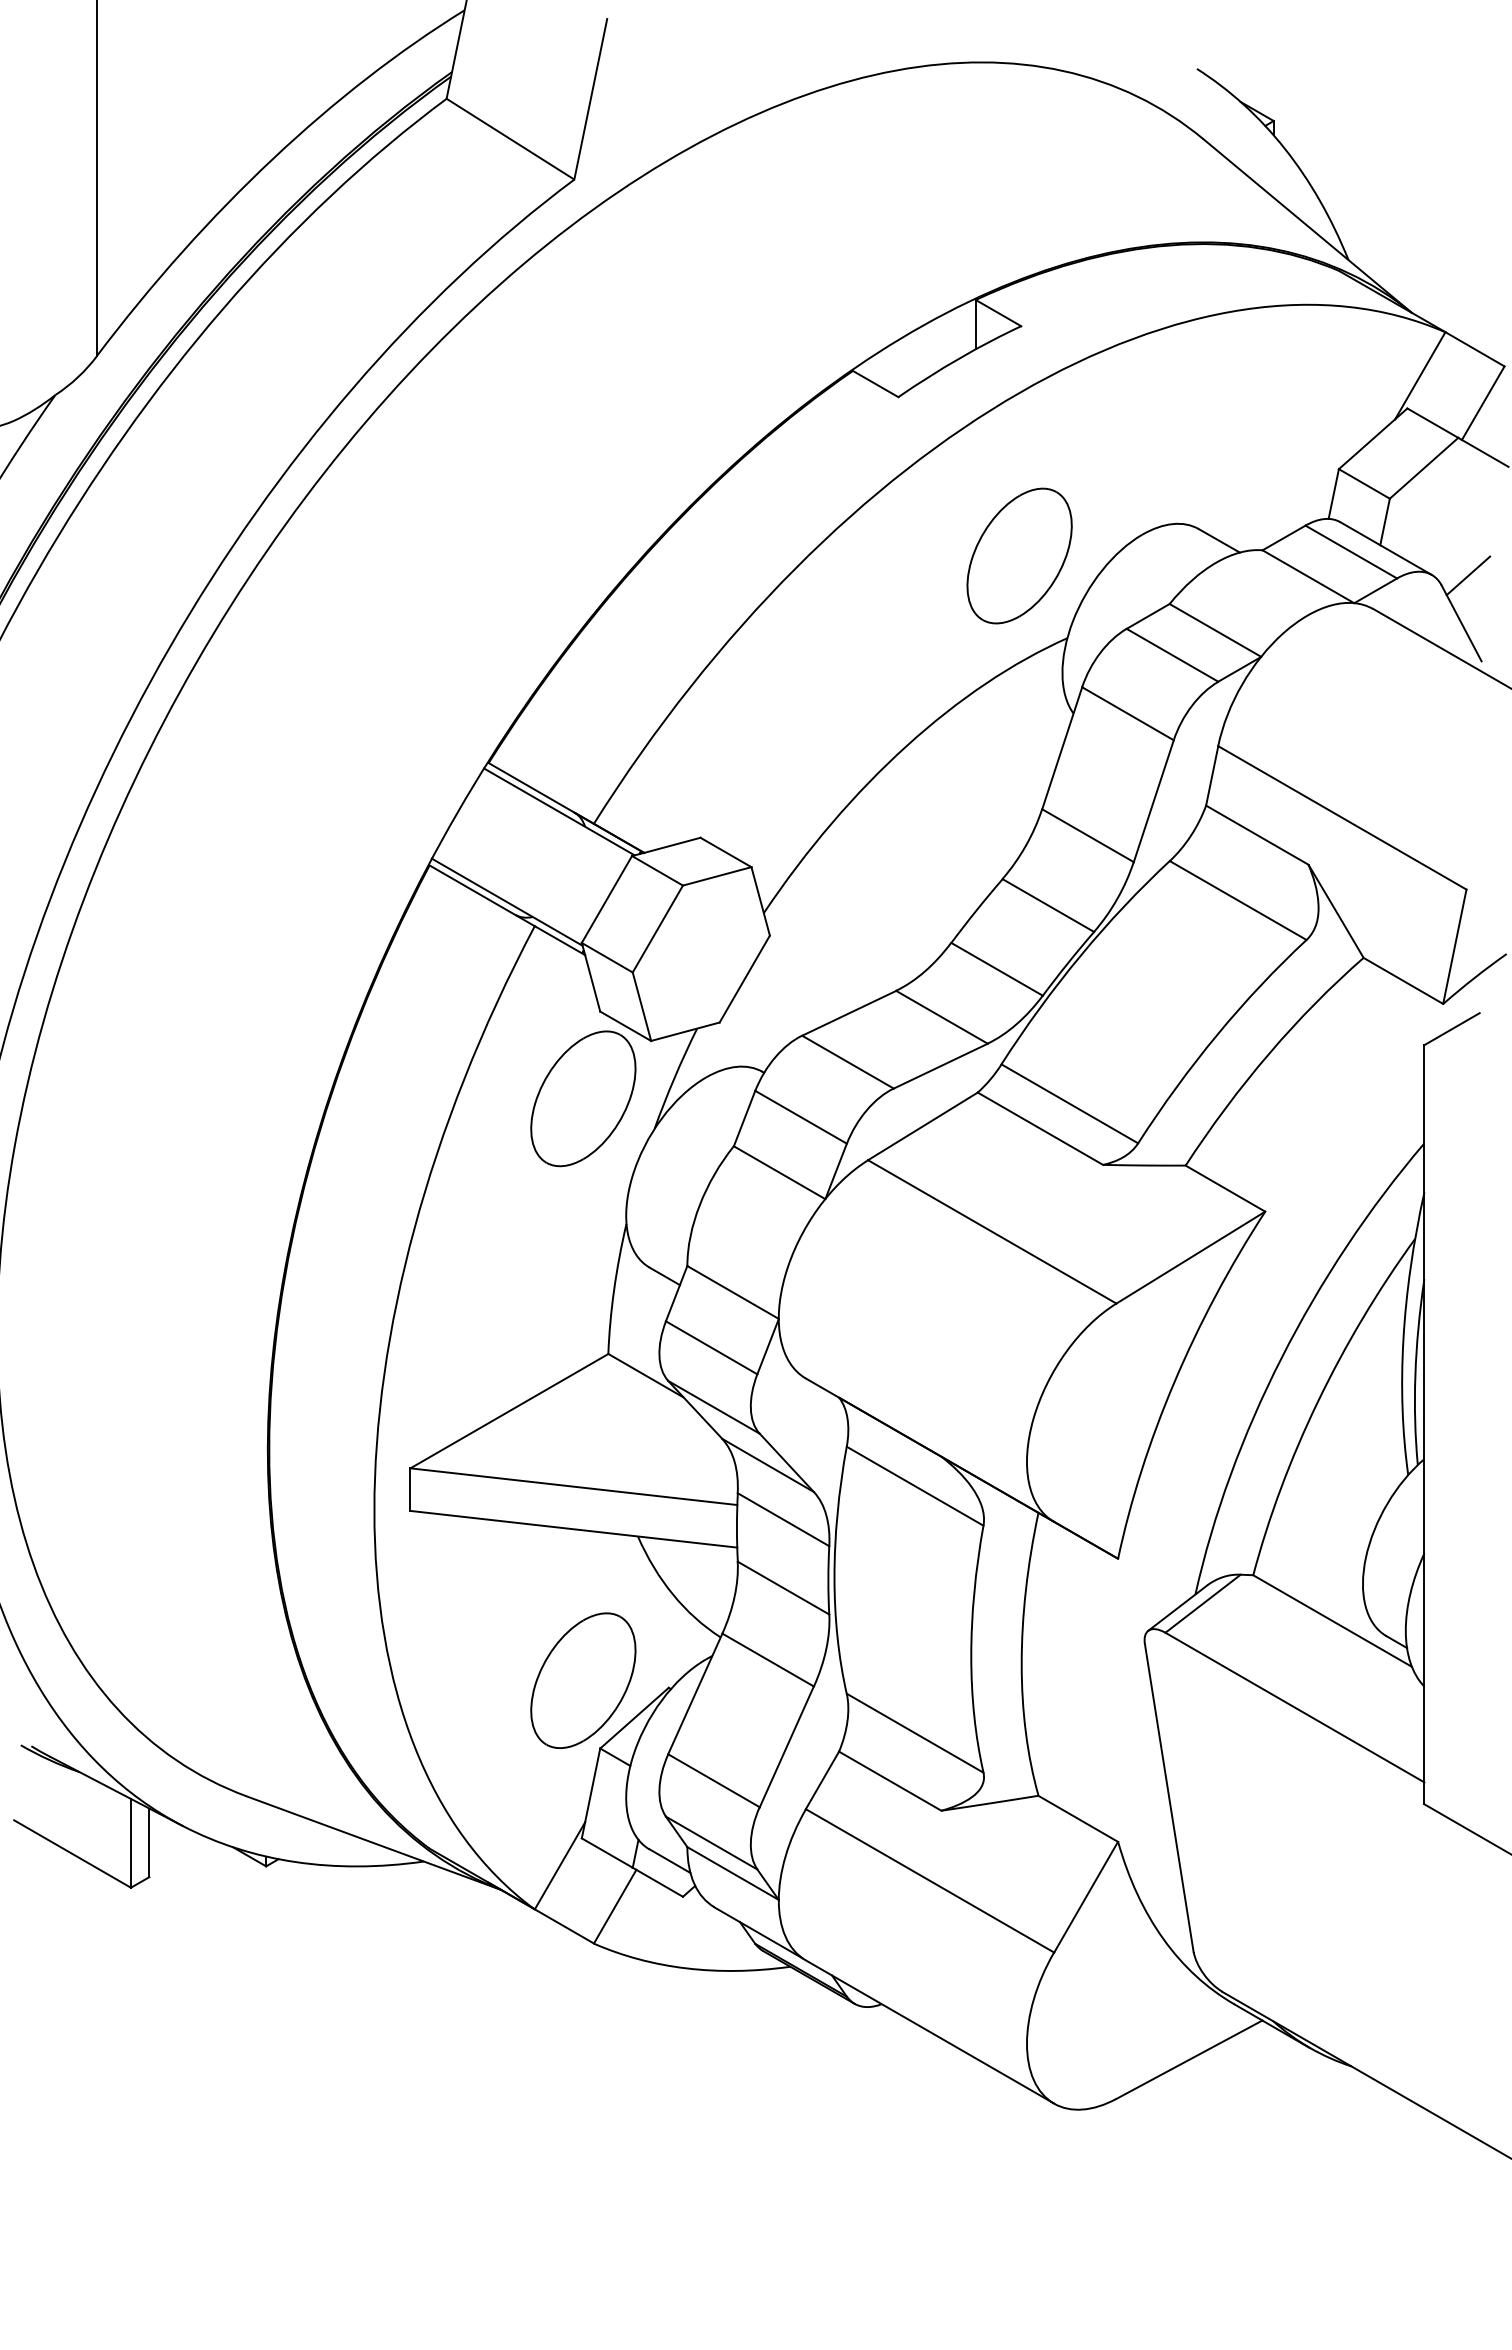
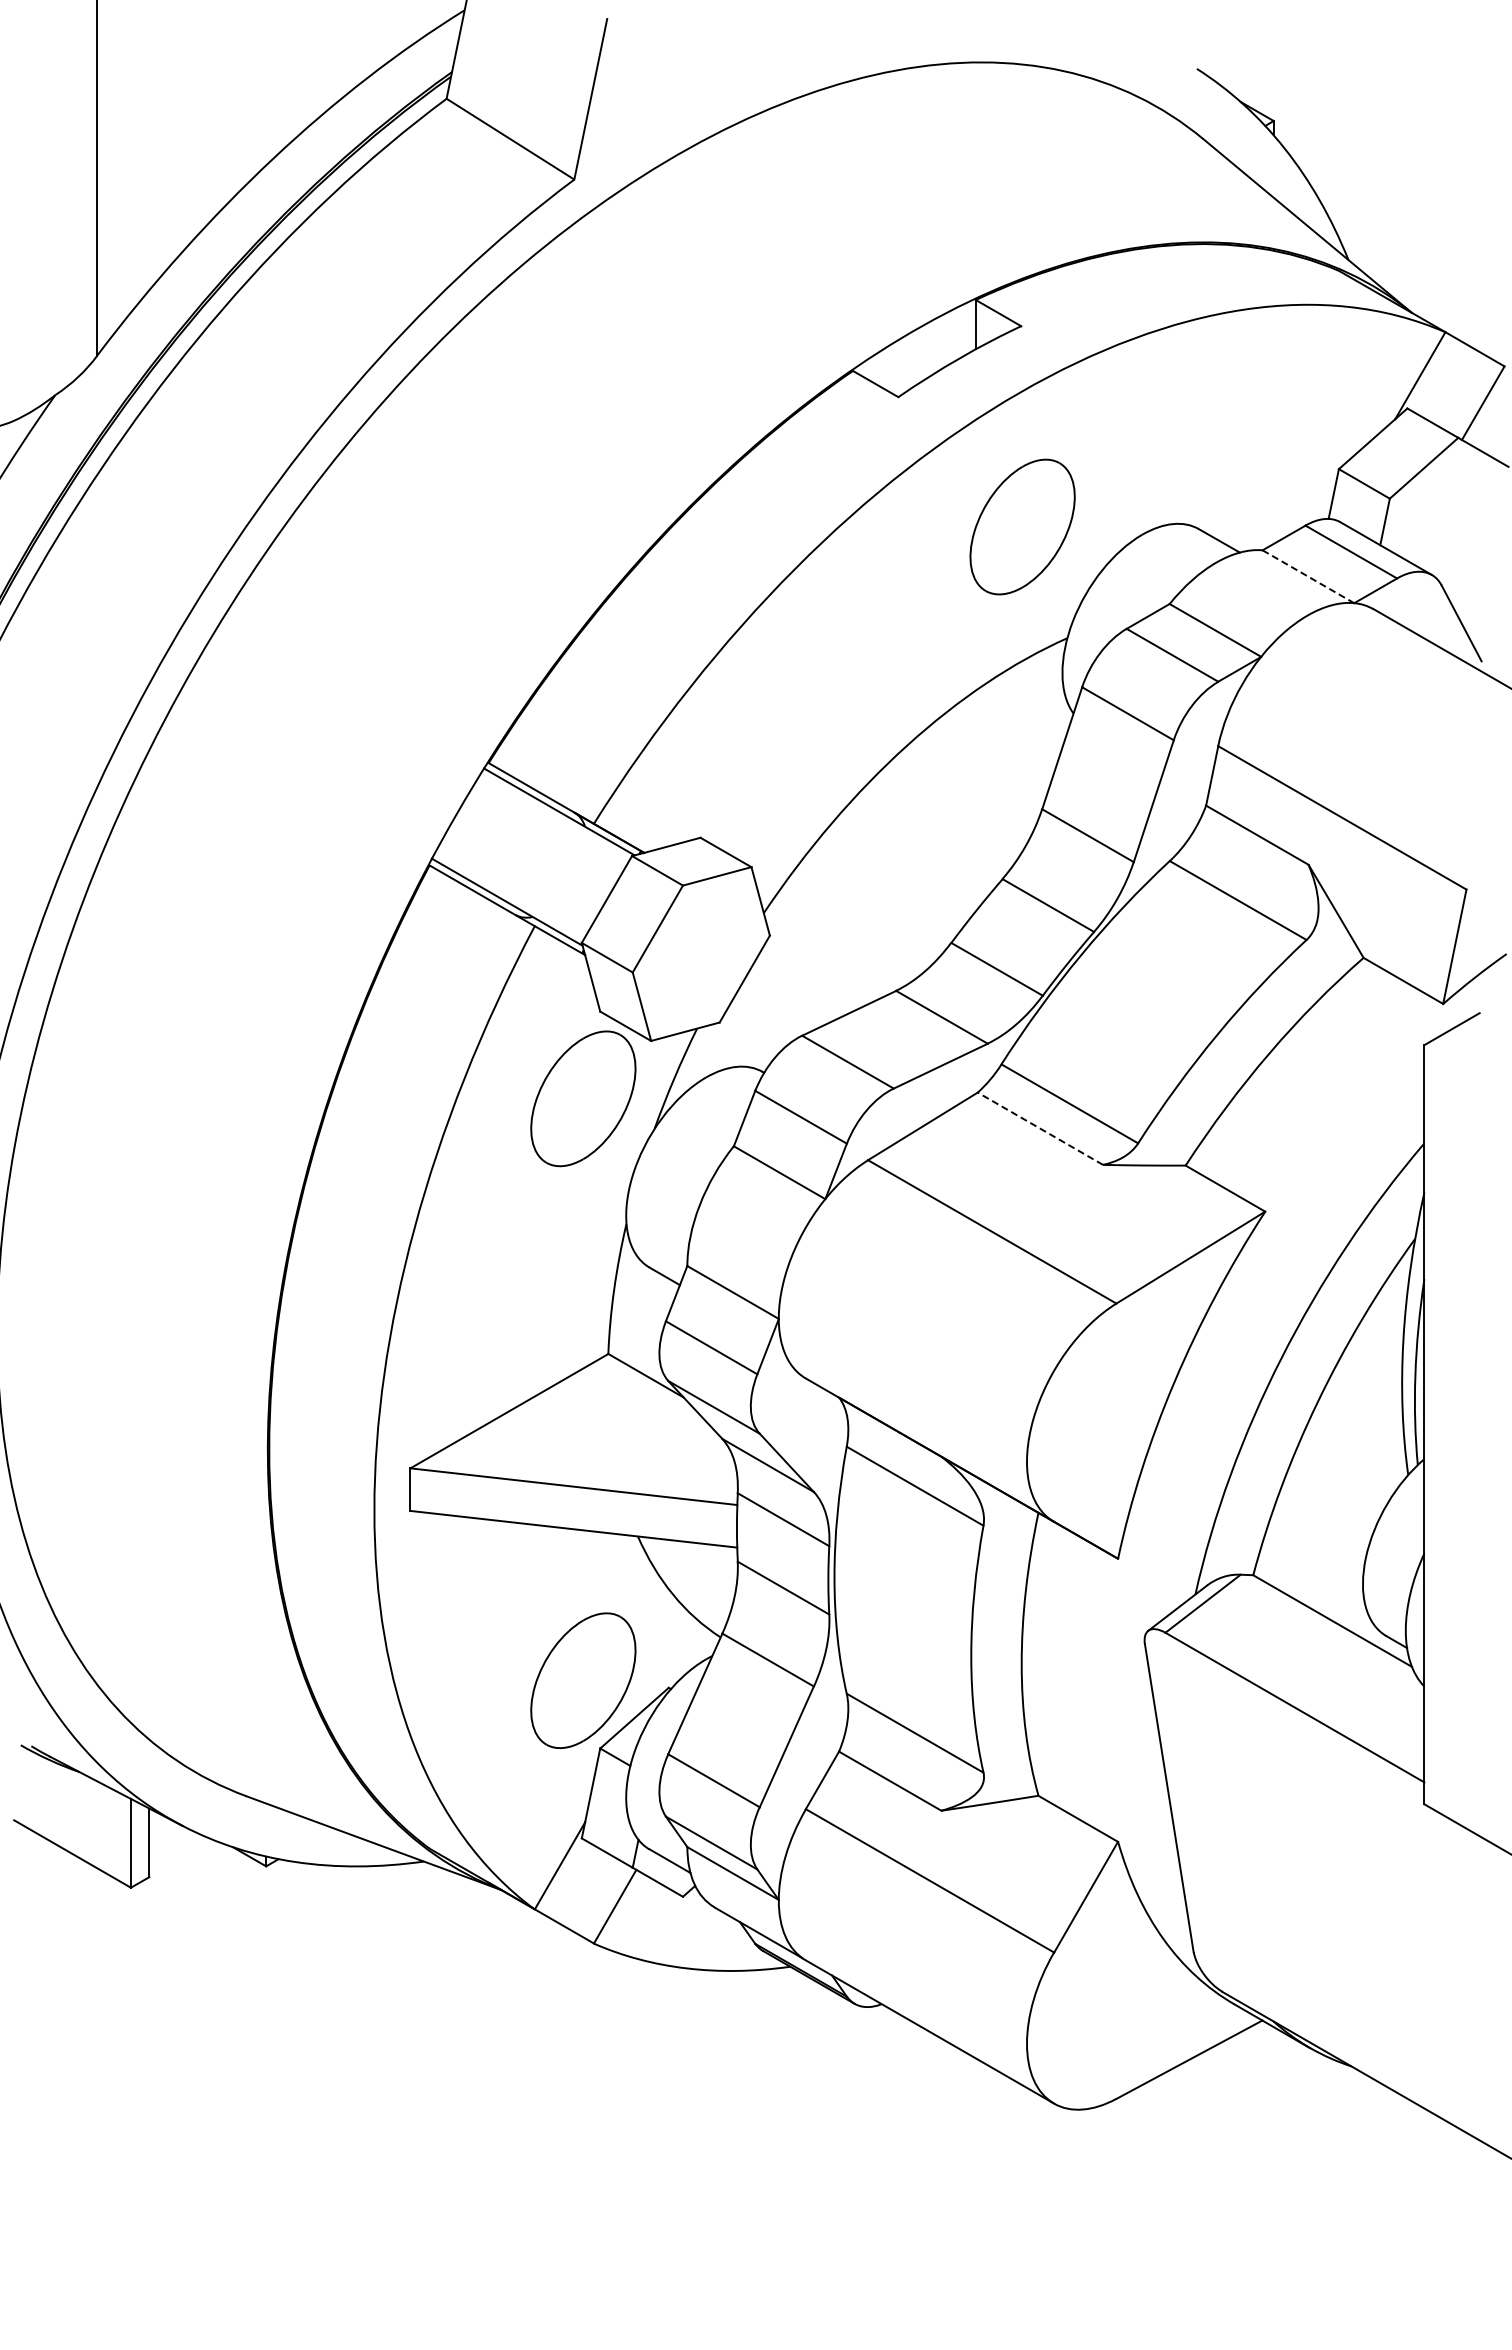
part position: (1019, 555) -> (1022, 526) (1022, 526)
line: present -> none (1468, 575)
line: solid -> dashed (1308, 576)
line: solid -> dashed (1039, 1128)
